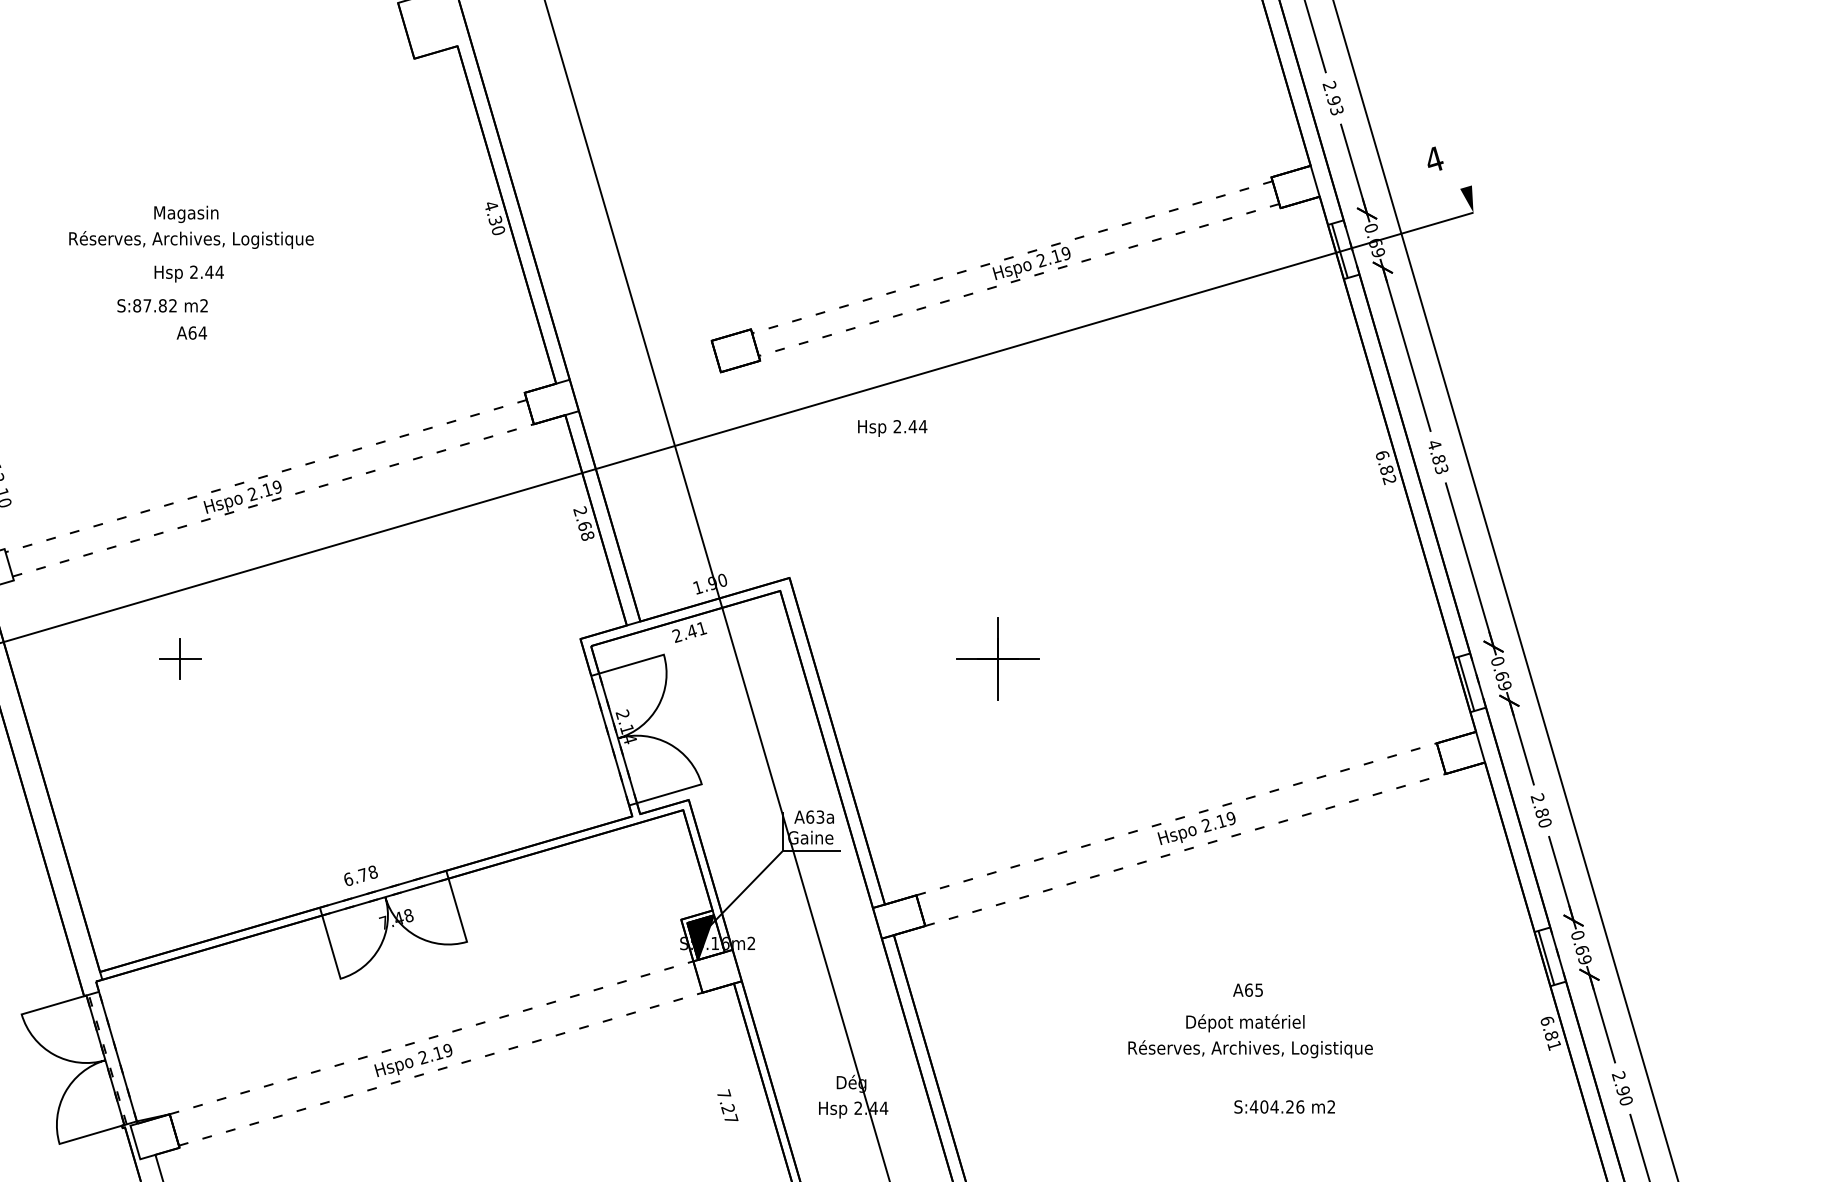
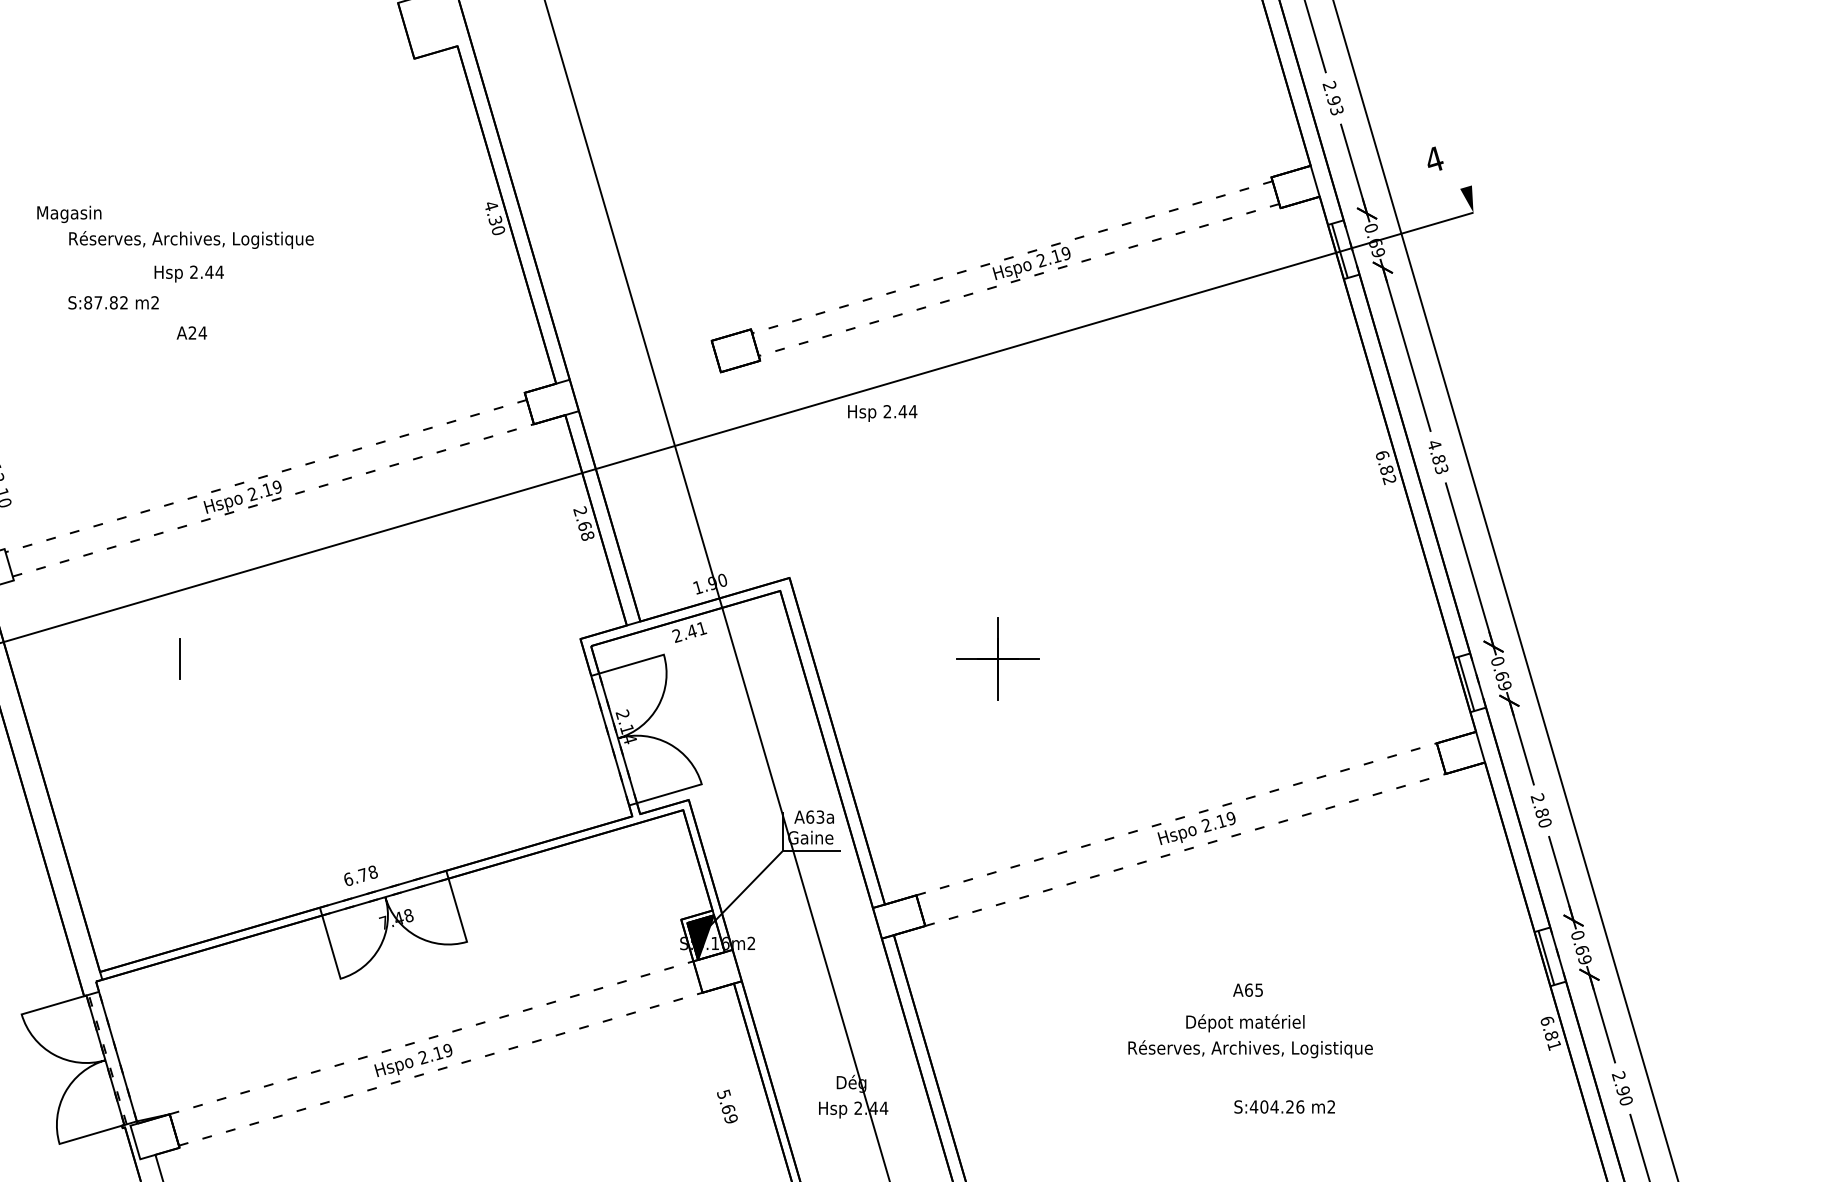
text position: (186, 213) -> (69, 213) (69, 213)
text position: (162, 305) -> (113, 302) (113, 302)
text: A64 -> A24 (192, 332)
text position: (892, 428) -> (882, 413) (882, 413)
line: present -> none (179, 658)
text: 7.27 -> 5.69 (727, 1106)
